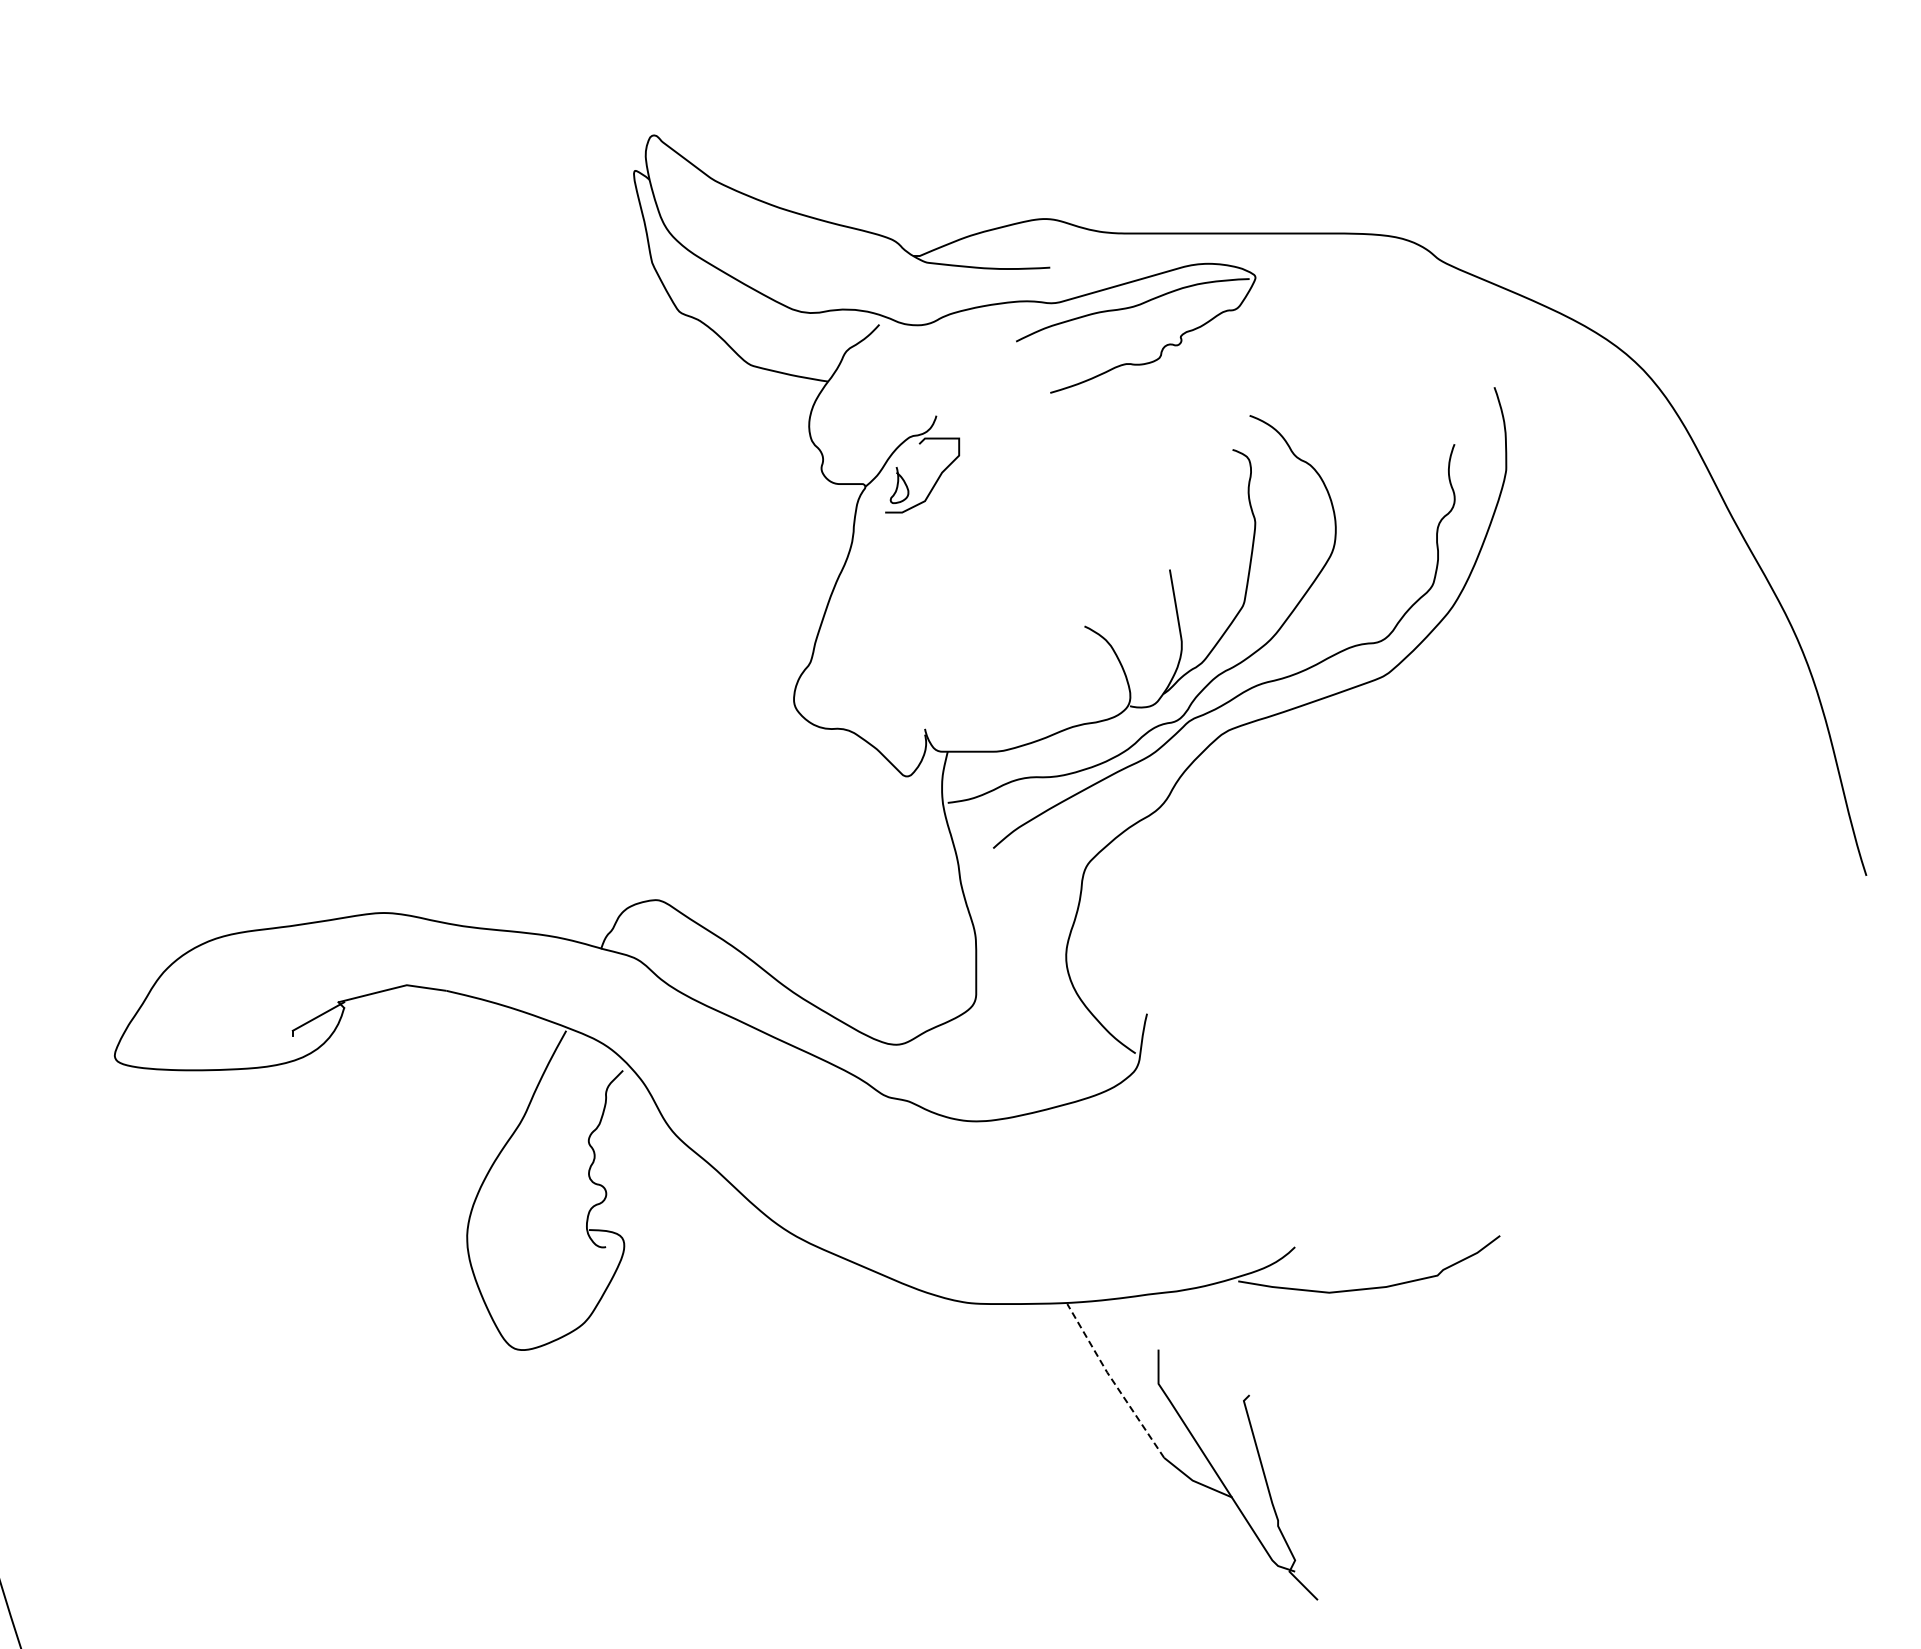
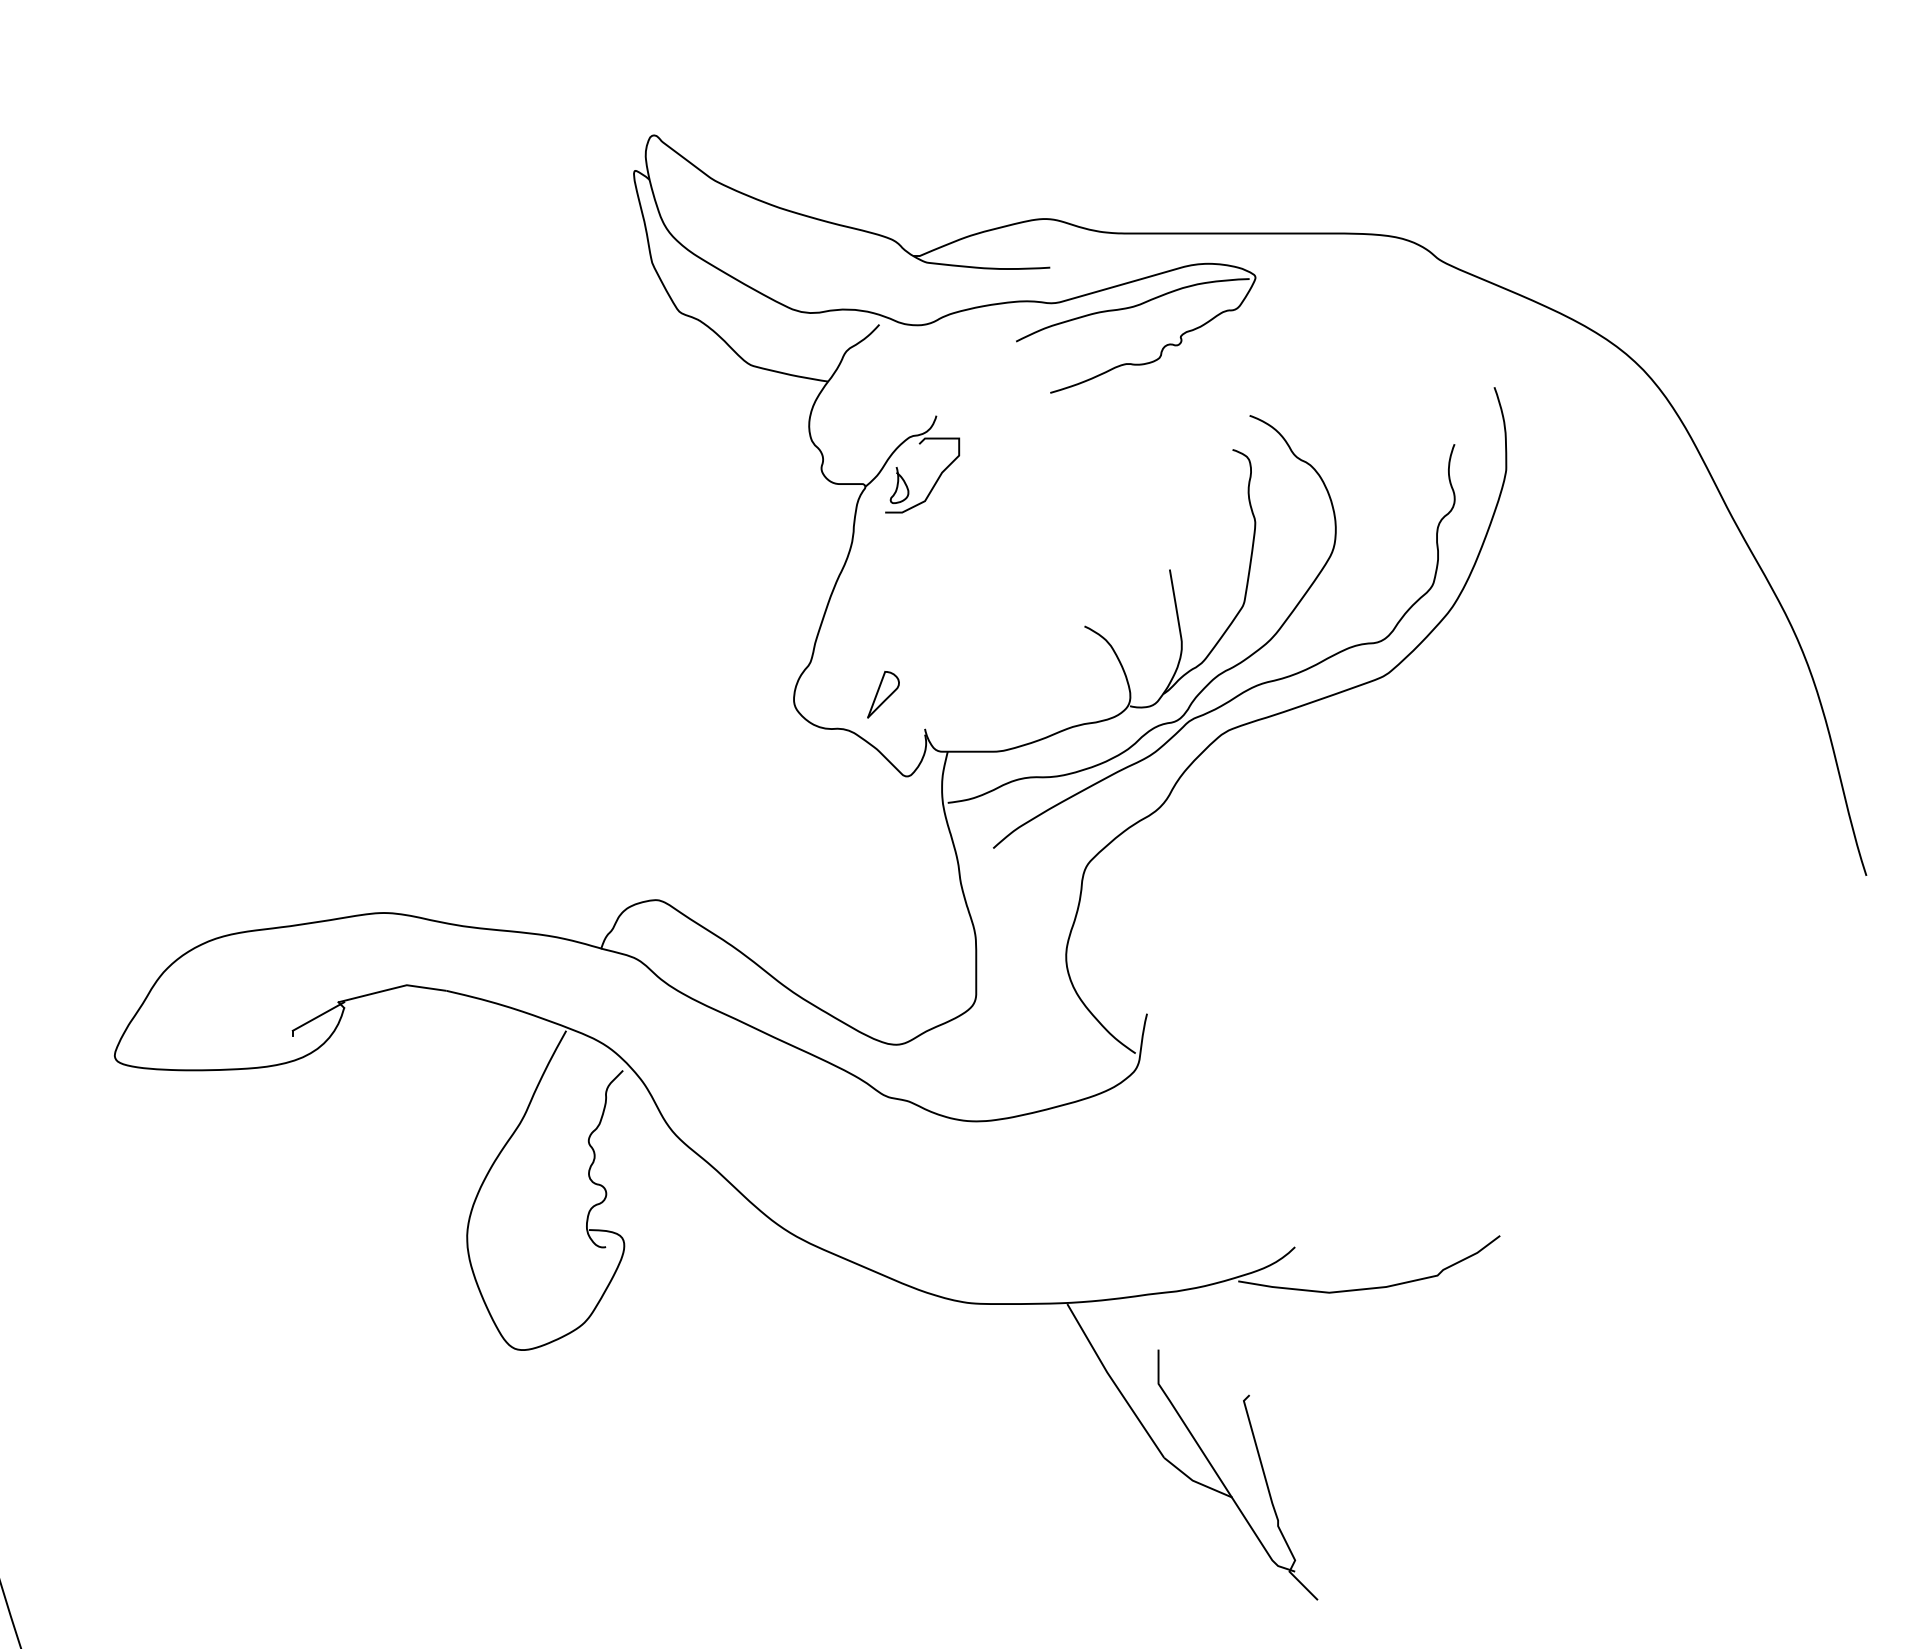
part: none -> present (883, 694)
line: dashed -> solid (1113, 1381)
